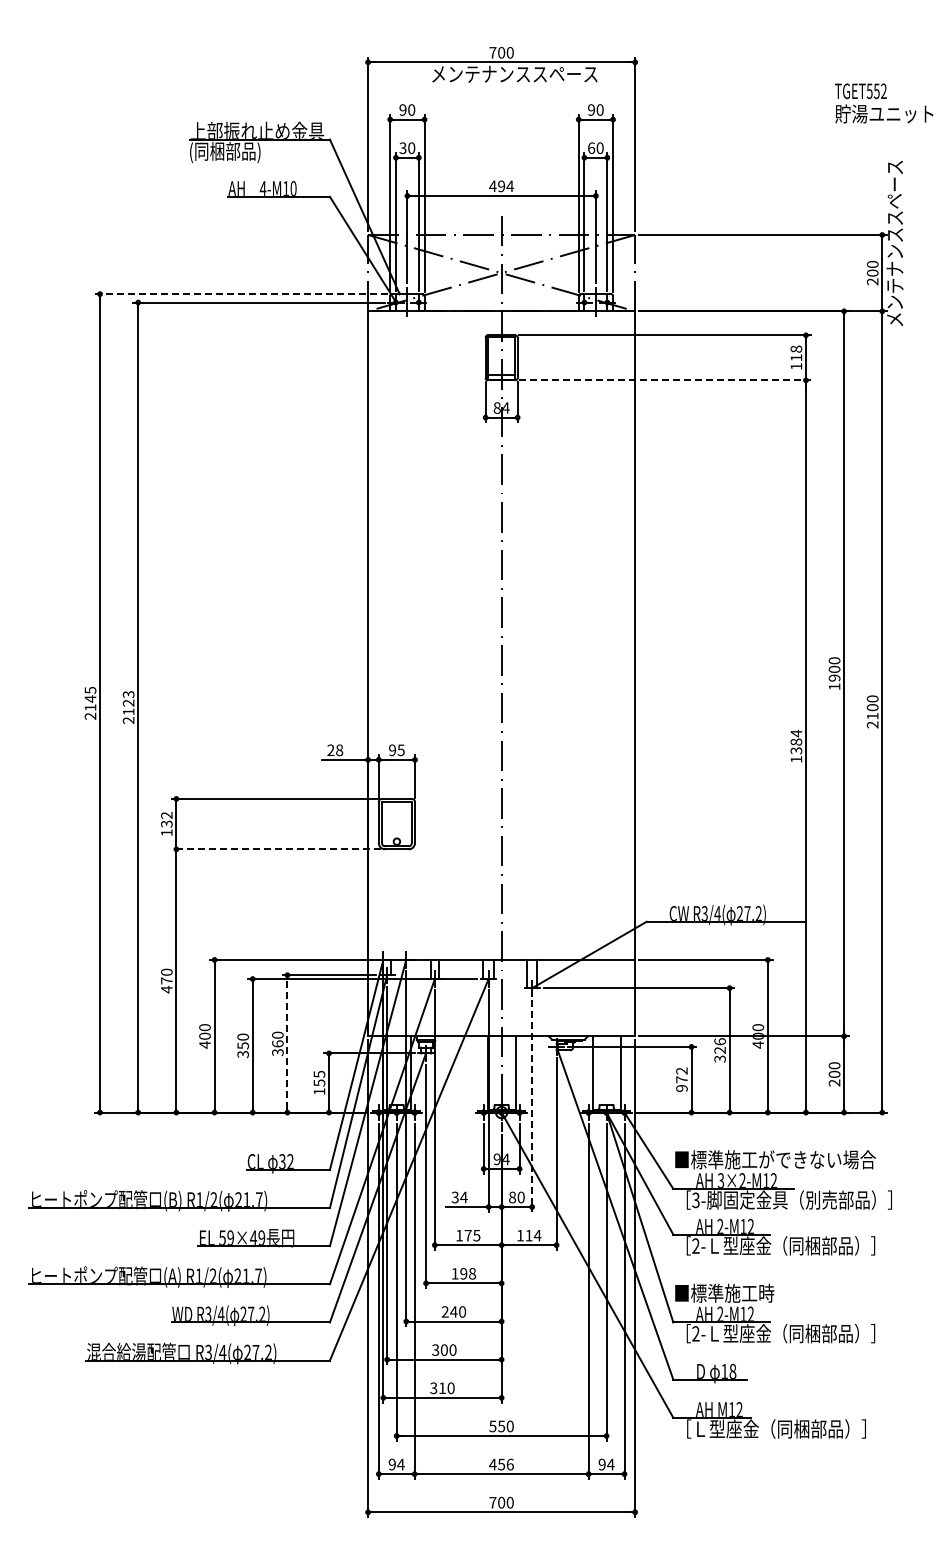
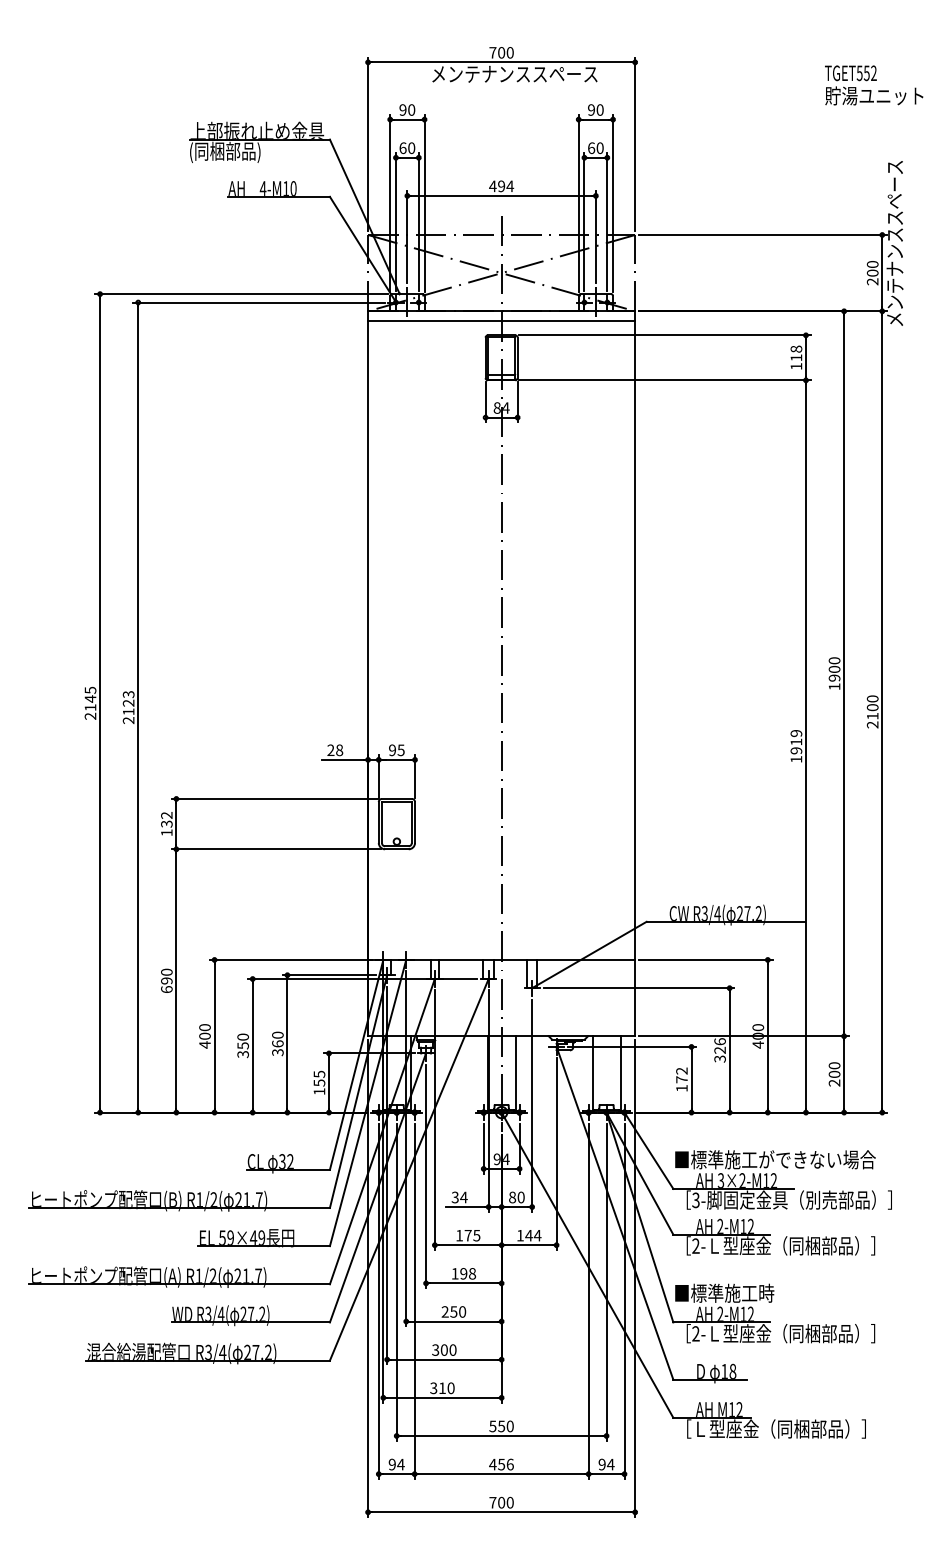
text position: (884, 103) -> (874, 85) (874, 85)
text: 30 -> 60 (402, 147)
line: dashed -> solid (241, 294)
line: none -> present (501, 321)
line: dashed -> solid (664, 380)
text: 1384 -> 1919 (796, 741)
line: dashed -> solid (276, 849)
text: 470 -> 690 (166, 985)
line: dashed -> solid (287, 1043)
text: 972 -> 172 (681, 1088)
line: dashed -> solid (532, 1106)
text: 114 -> 144 (528, 1235)
text: 240 -> 250 (453, 1311)
